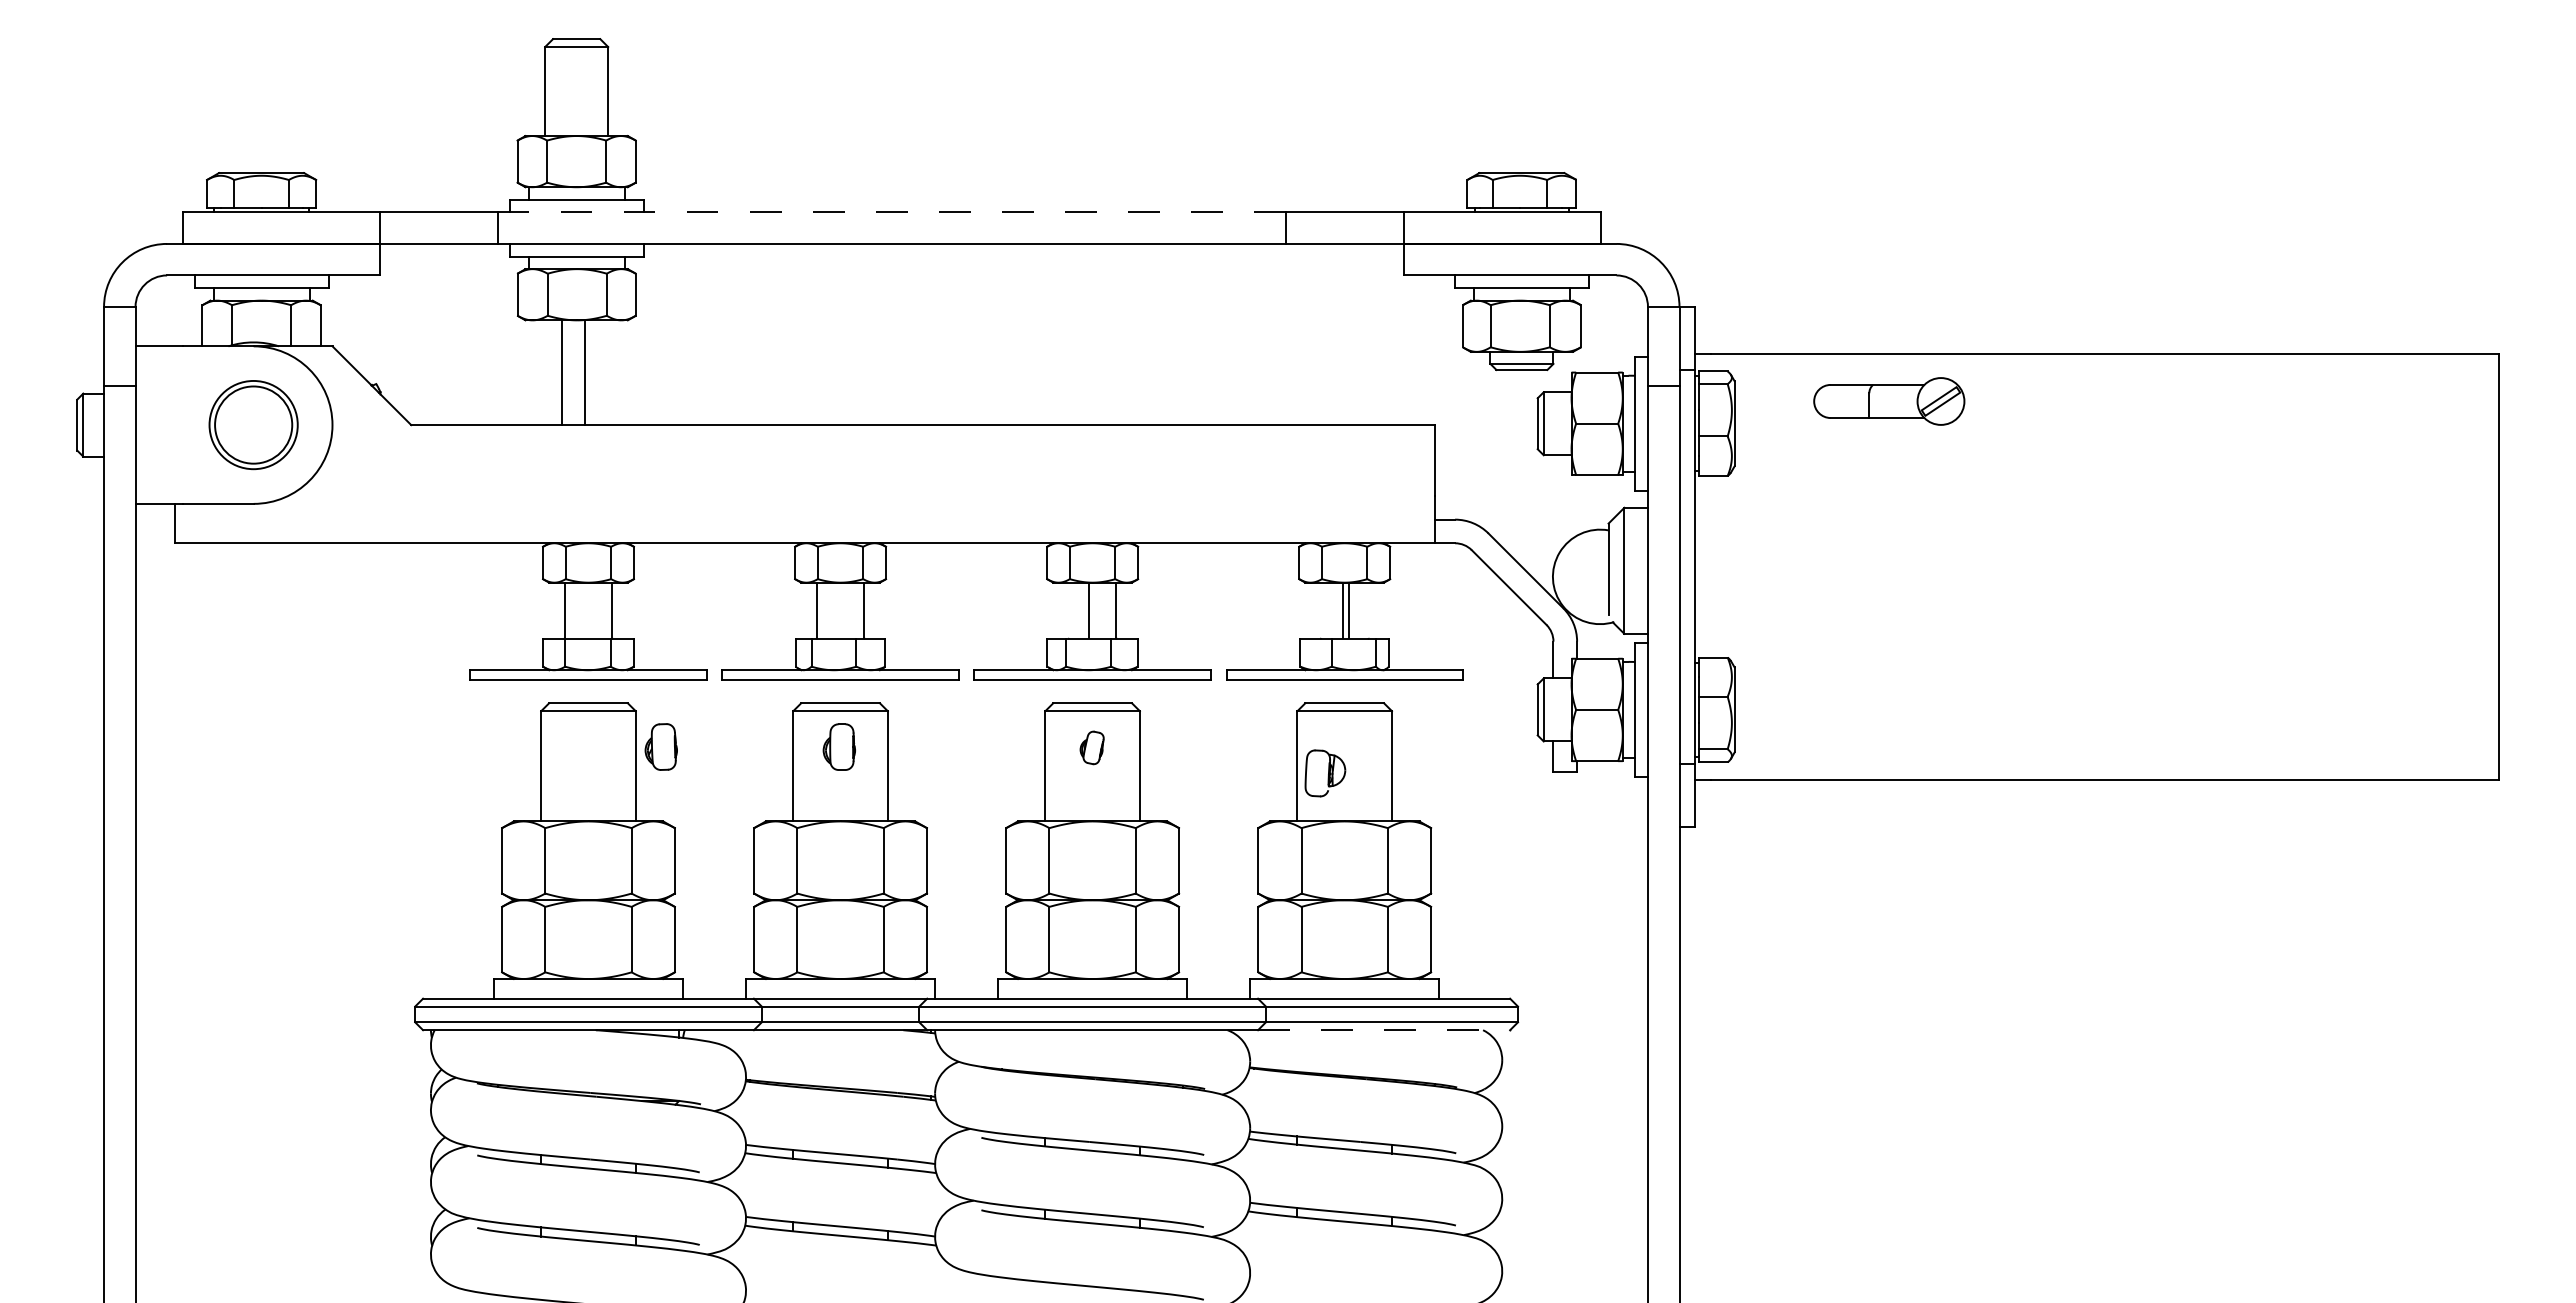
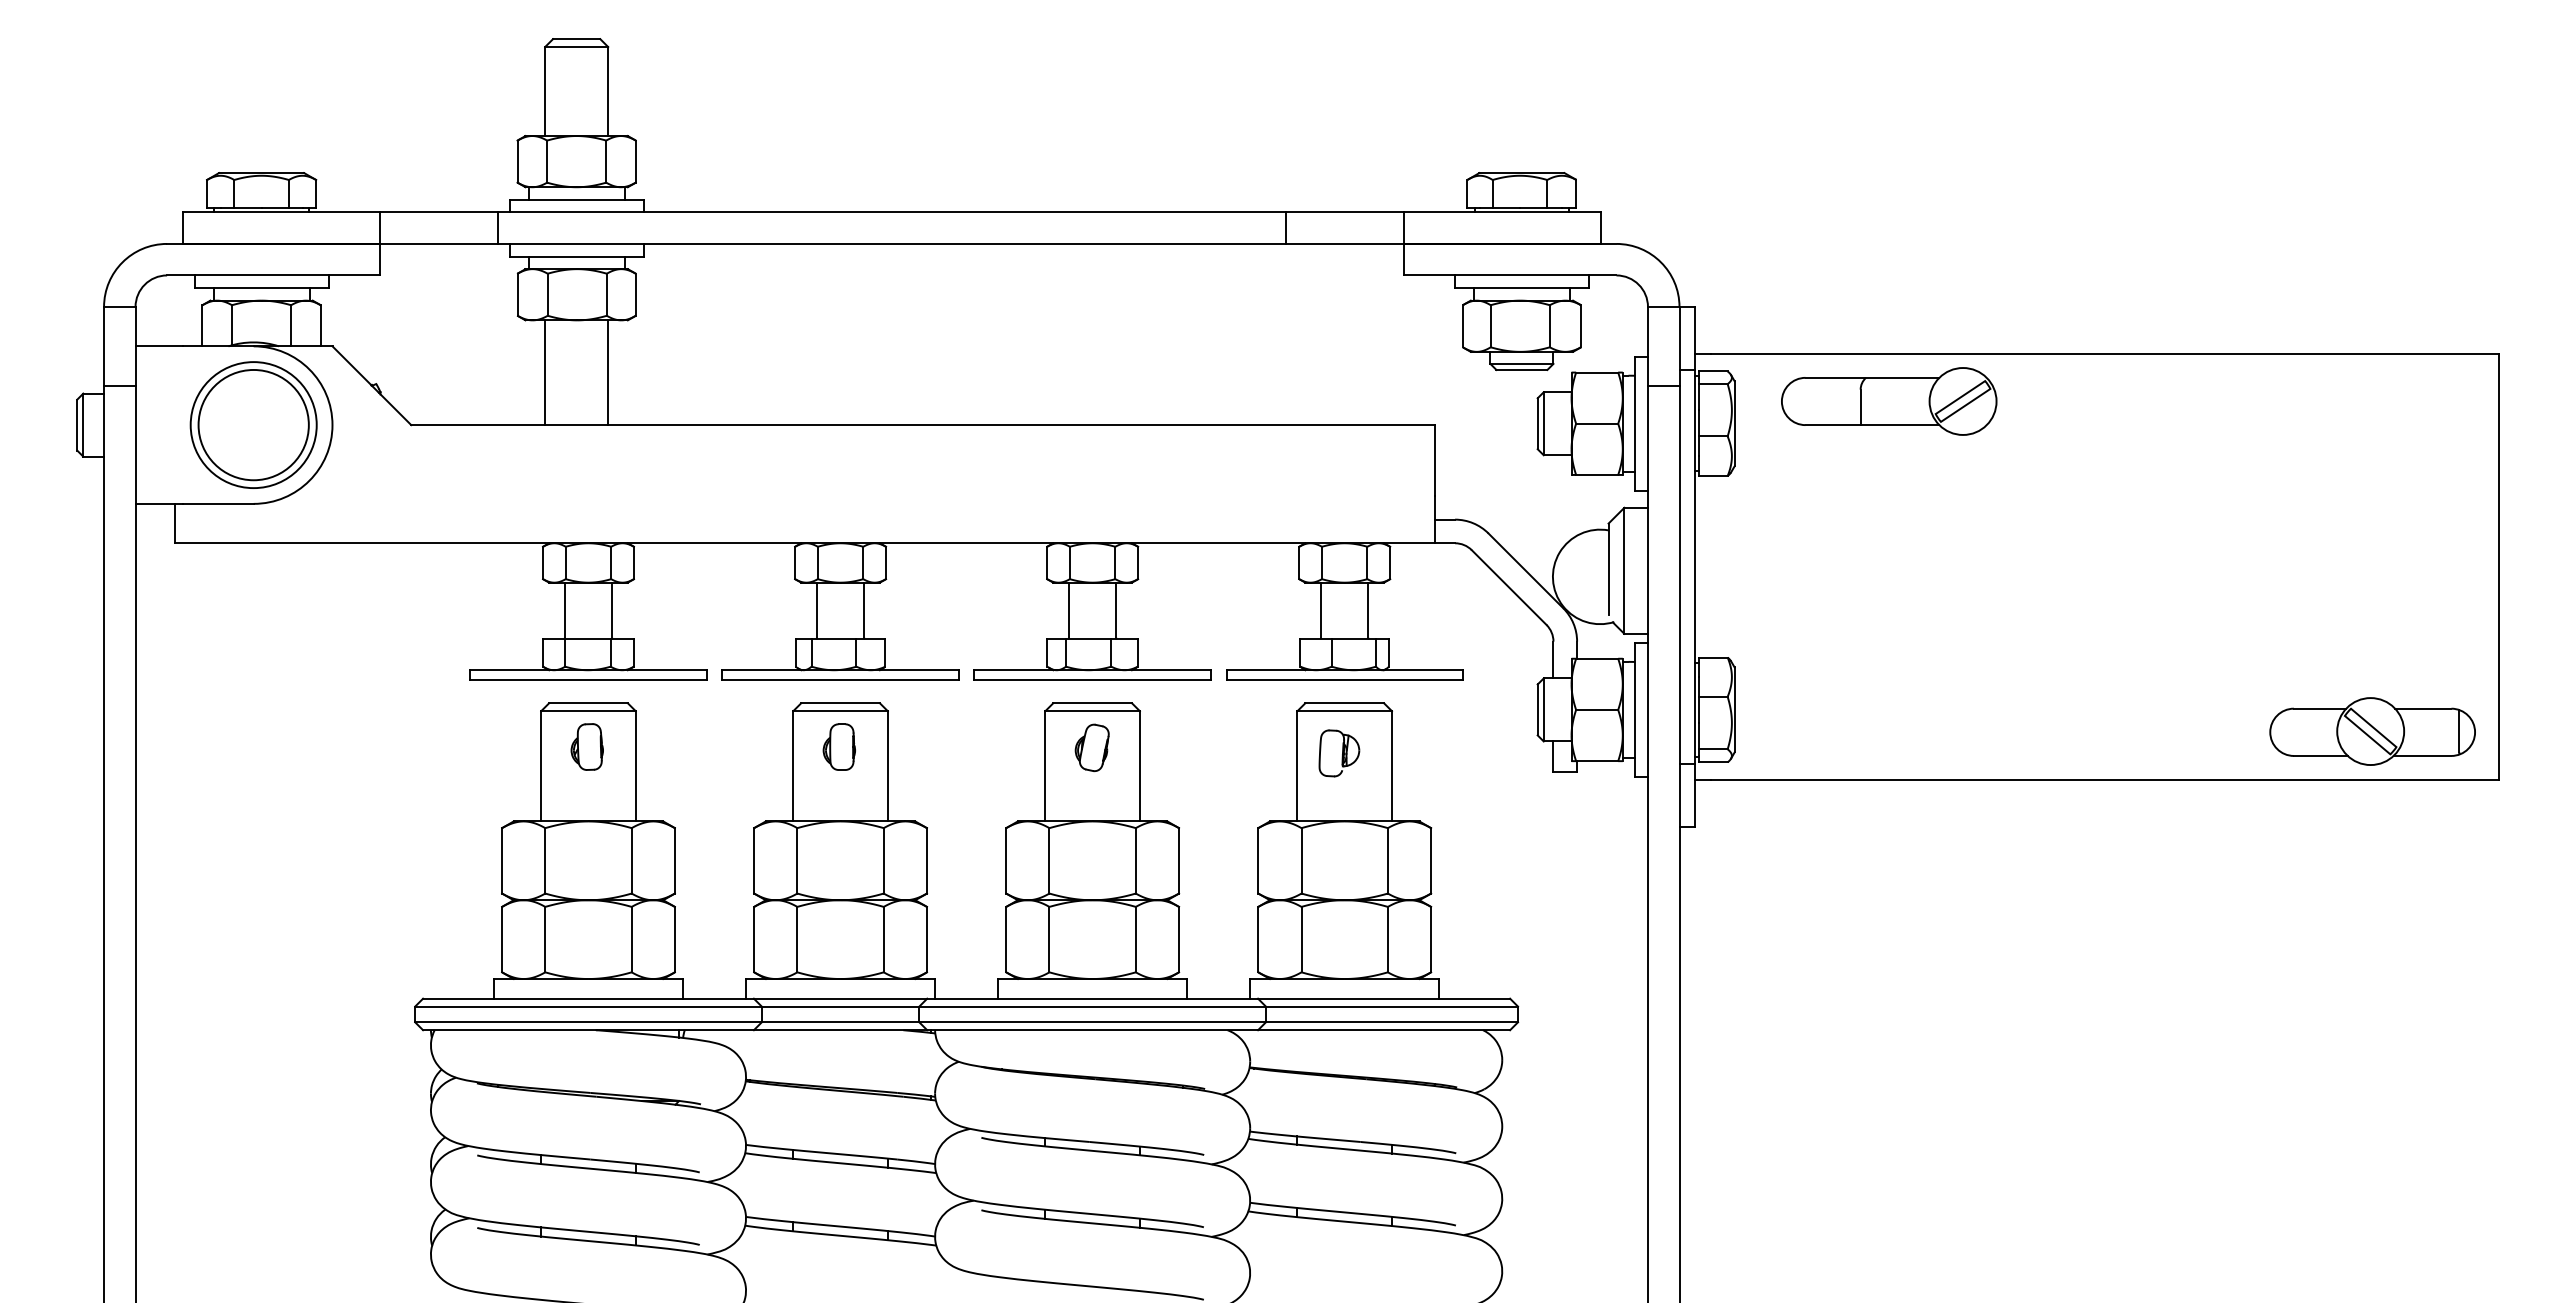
line: dashed -> solid (891, 212)
line position: (562, 372) -> (545, 372) (545, 372)
line position: (585, 372) -> (608, 372) (608, 372)
part size: 153x49 px -> 217x69 px (1889, 401)
part size: 91x91 px -> 129x128 px (253, 424)
line position: (1089, 609) -> (1069, 609) (1069, 609)
line position: (1343, 609) -> (1321, 609) (1321, 609)
line position: (1349, 609) -> (1368, 609) (1368, 609)
part: none -> present (2372, 731)
part position: (660, 746) -> (586, 746) (586, 746)
part size: 26x36 px -> 36x50 px (1091, 747)
part position: (1325, 773) -> (1339, 753) (1339, 753)
line: dashed -> solid (1384, 1030)
